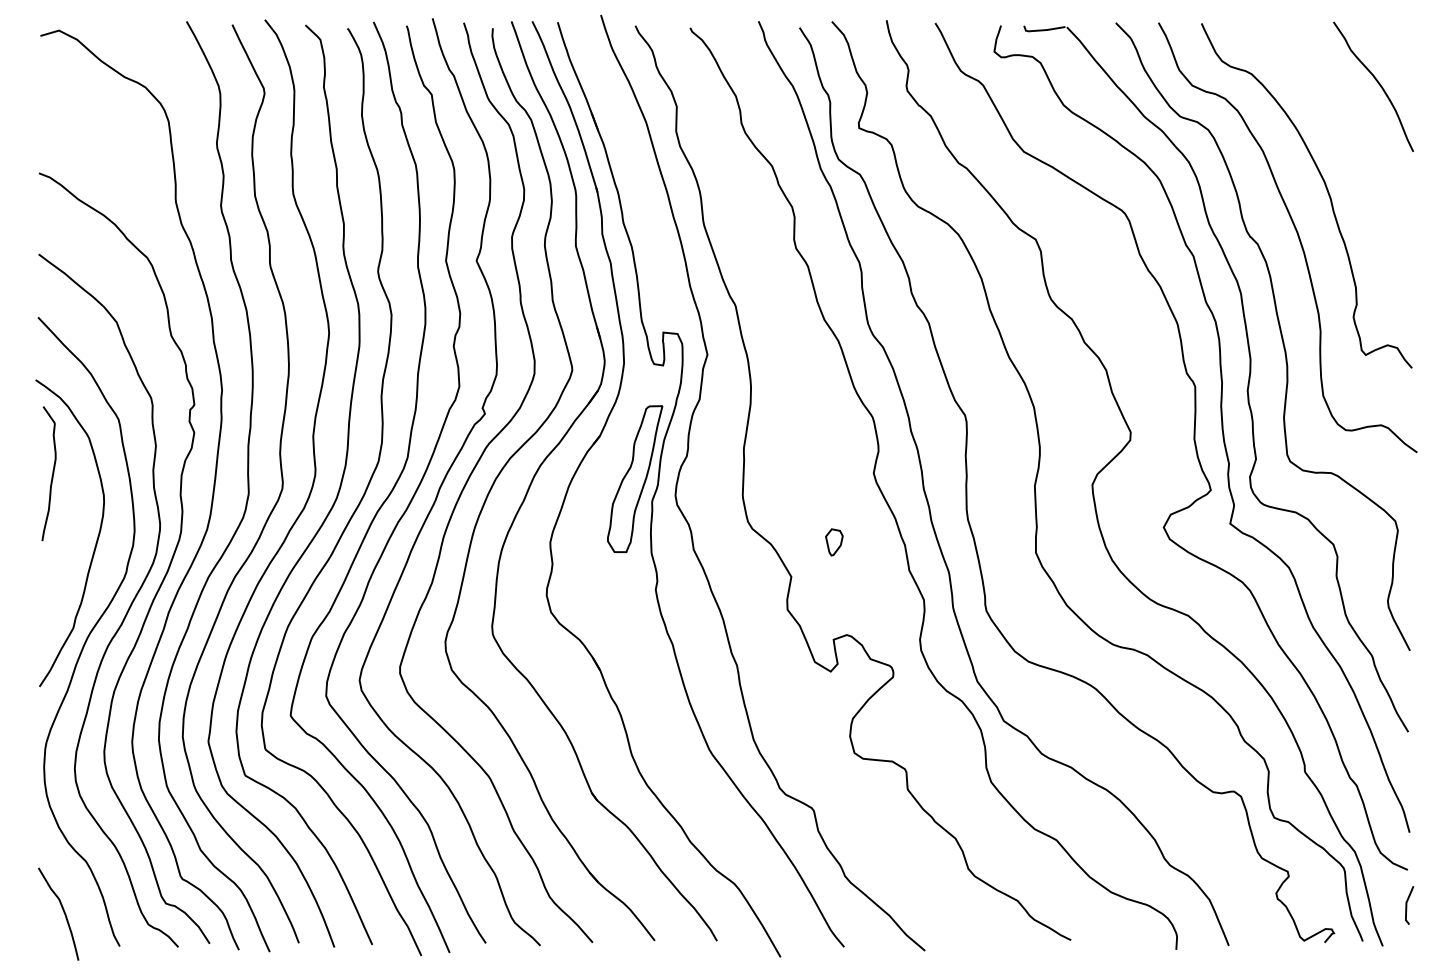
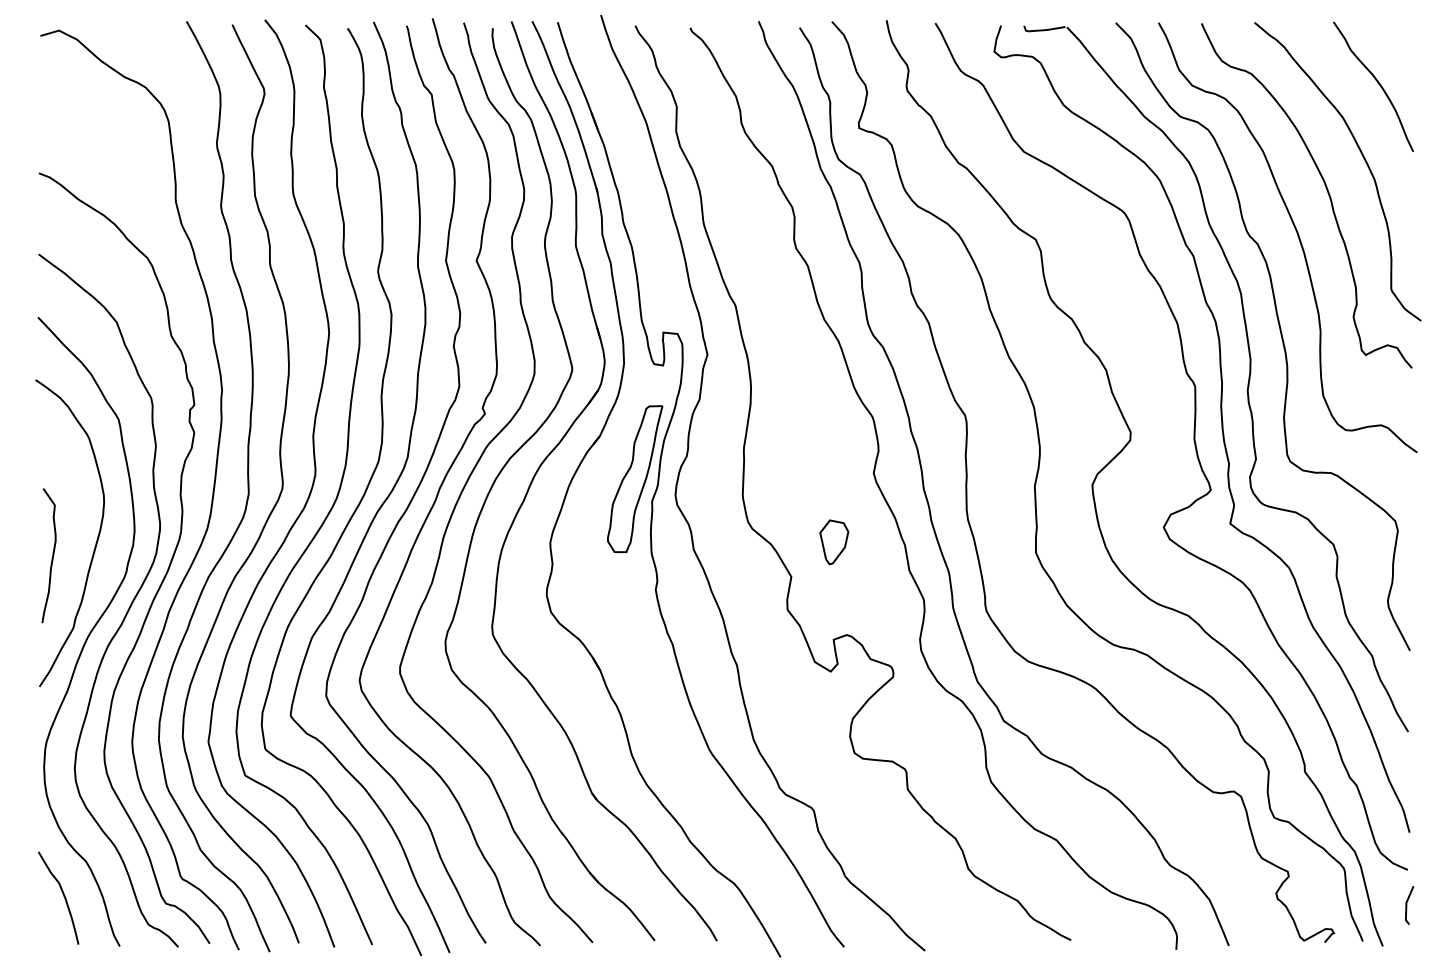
curve: none -> present (1363, 158)
curve position: (52, 473) -> (52, 555) (52, 555)
part size: 19x29 px -> 31x47 px (834, 542)
curve position: (62, 910) -> (62, 894) (62, 894)
